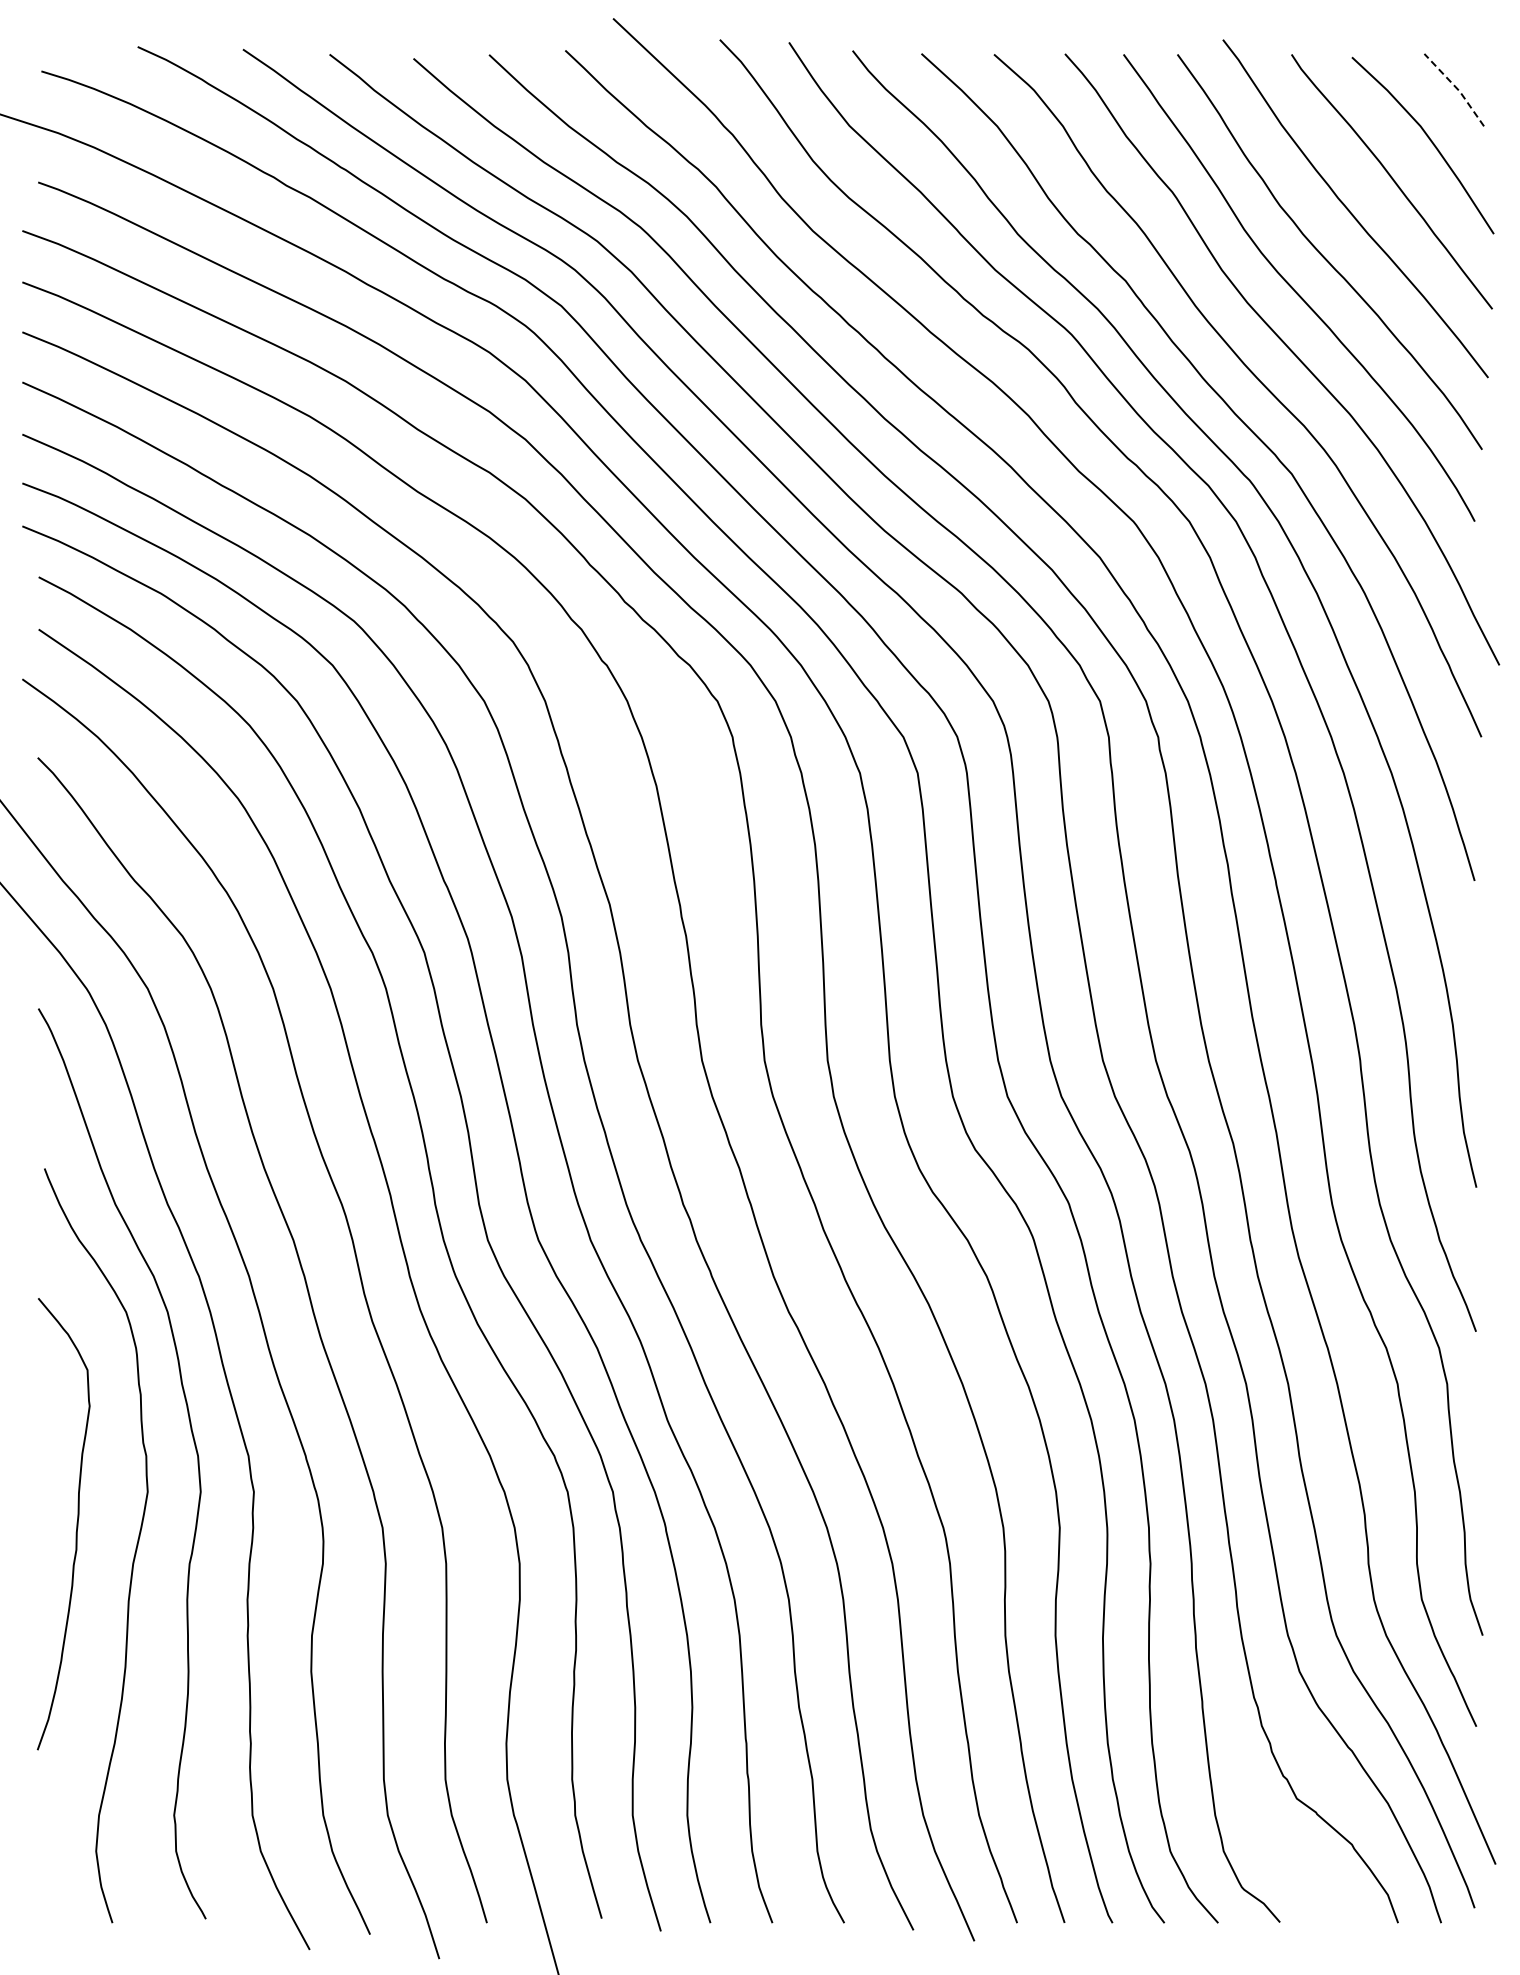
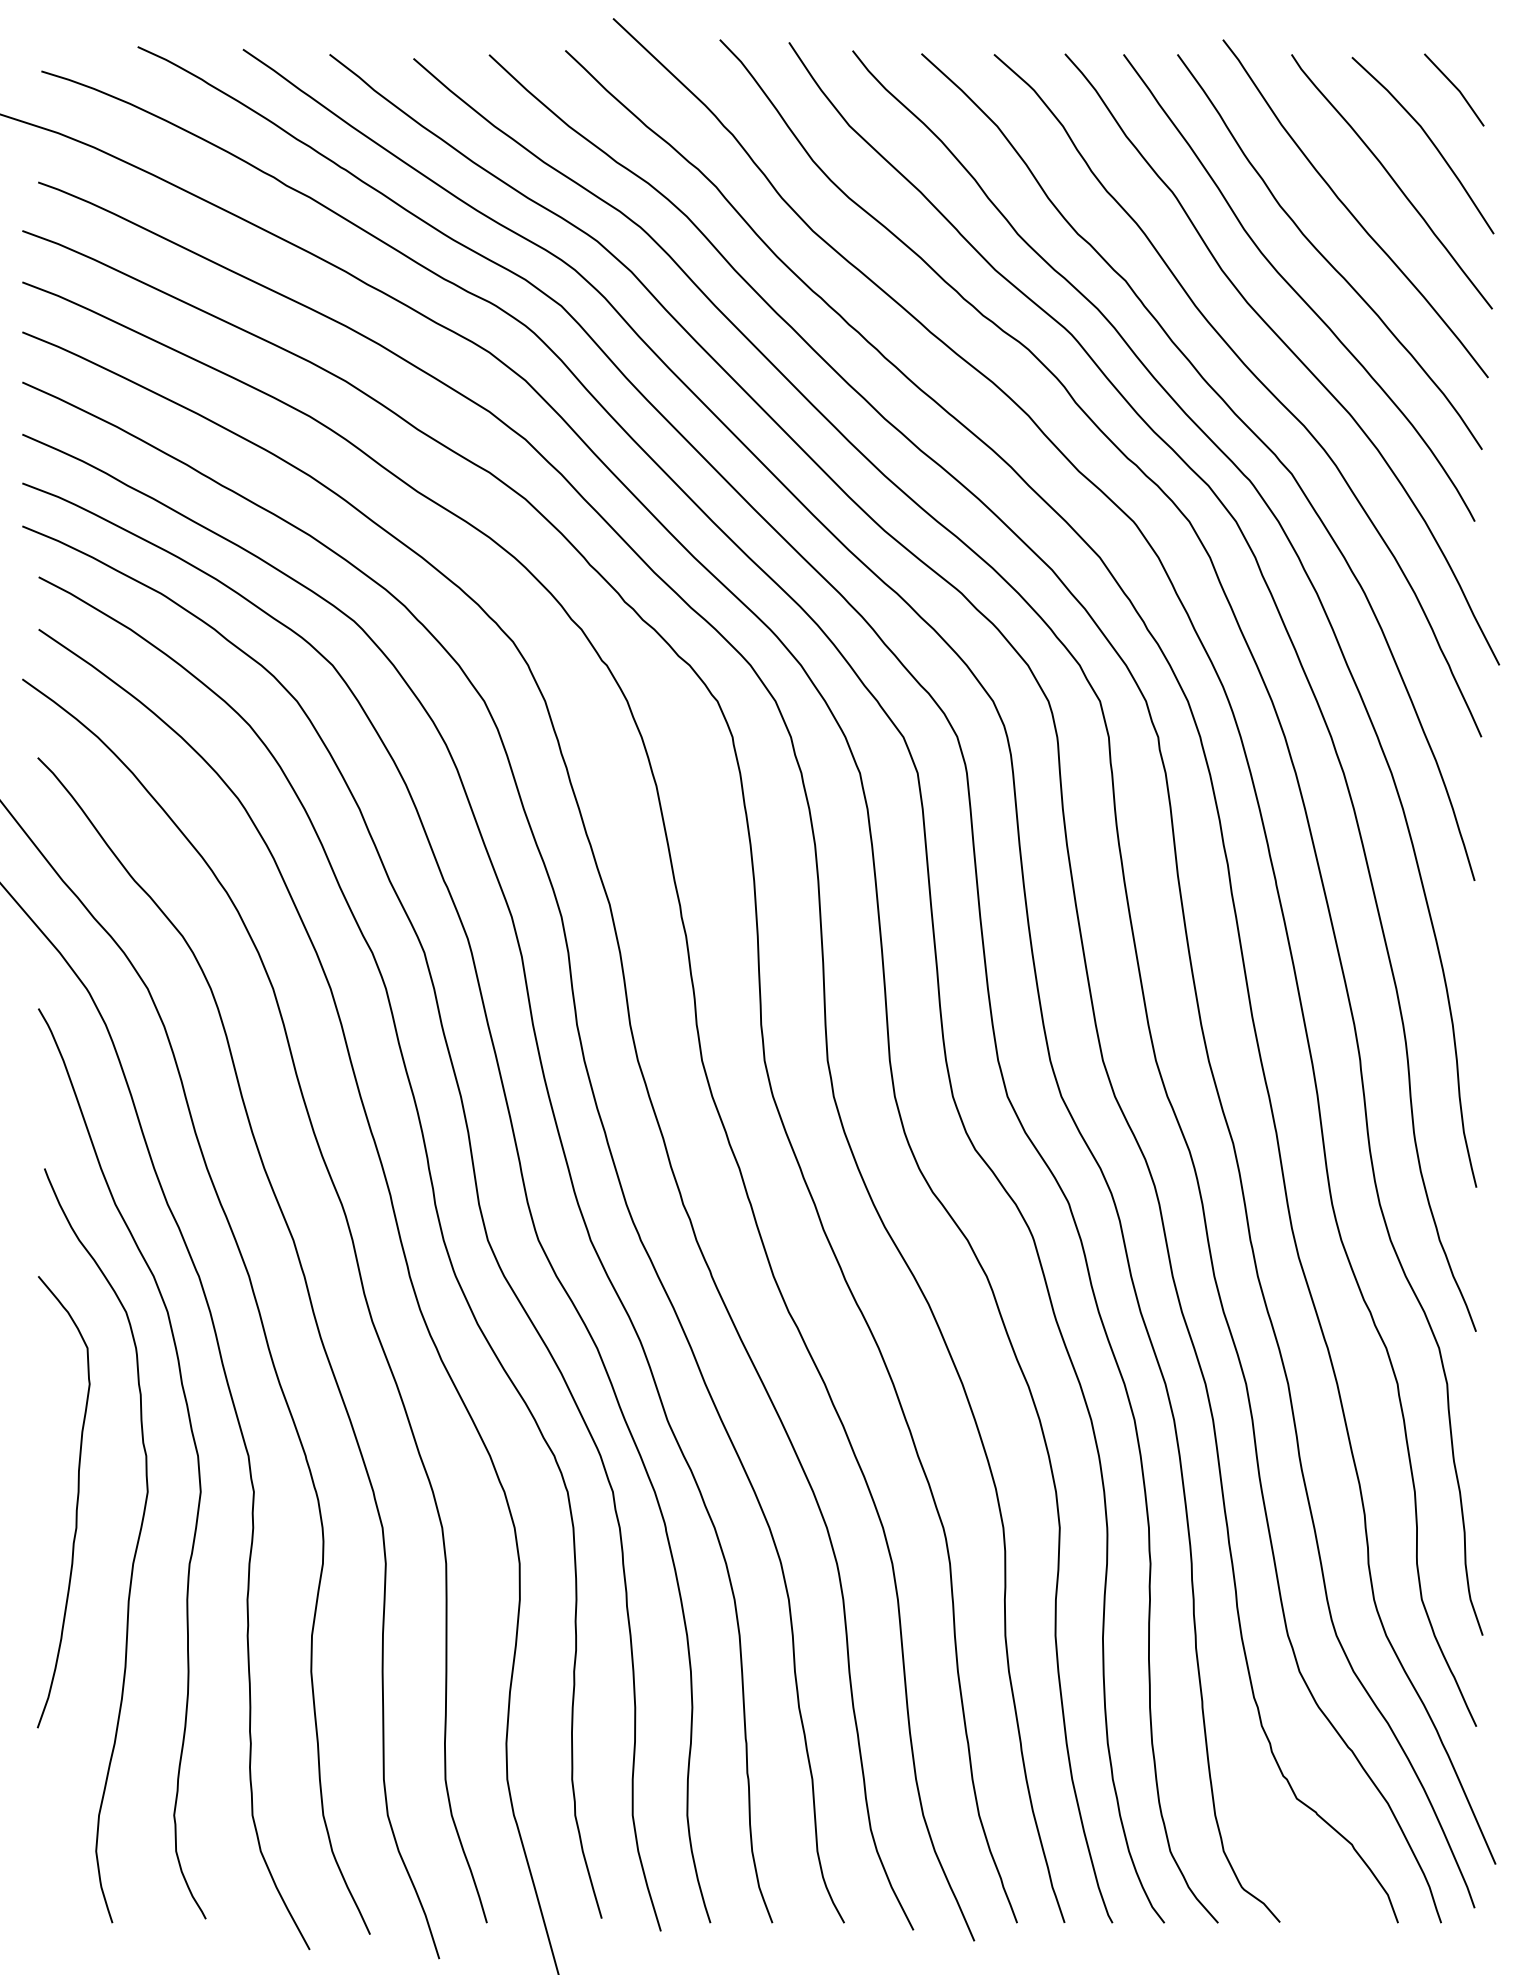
line: dashed -> solid (1457, 88)
curve position: (76, 1524) -> (76, 1502) (76, 1502)
